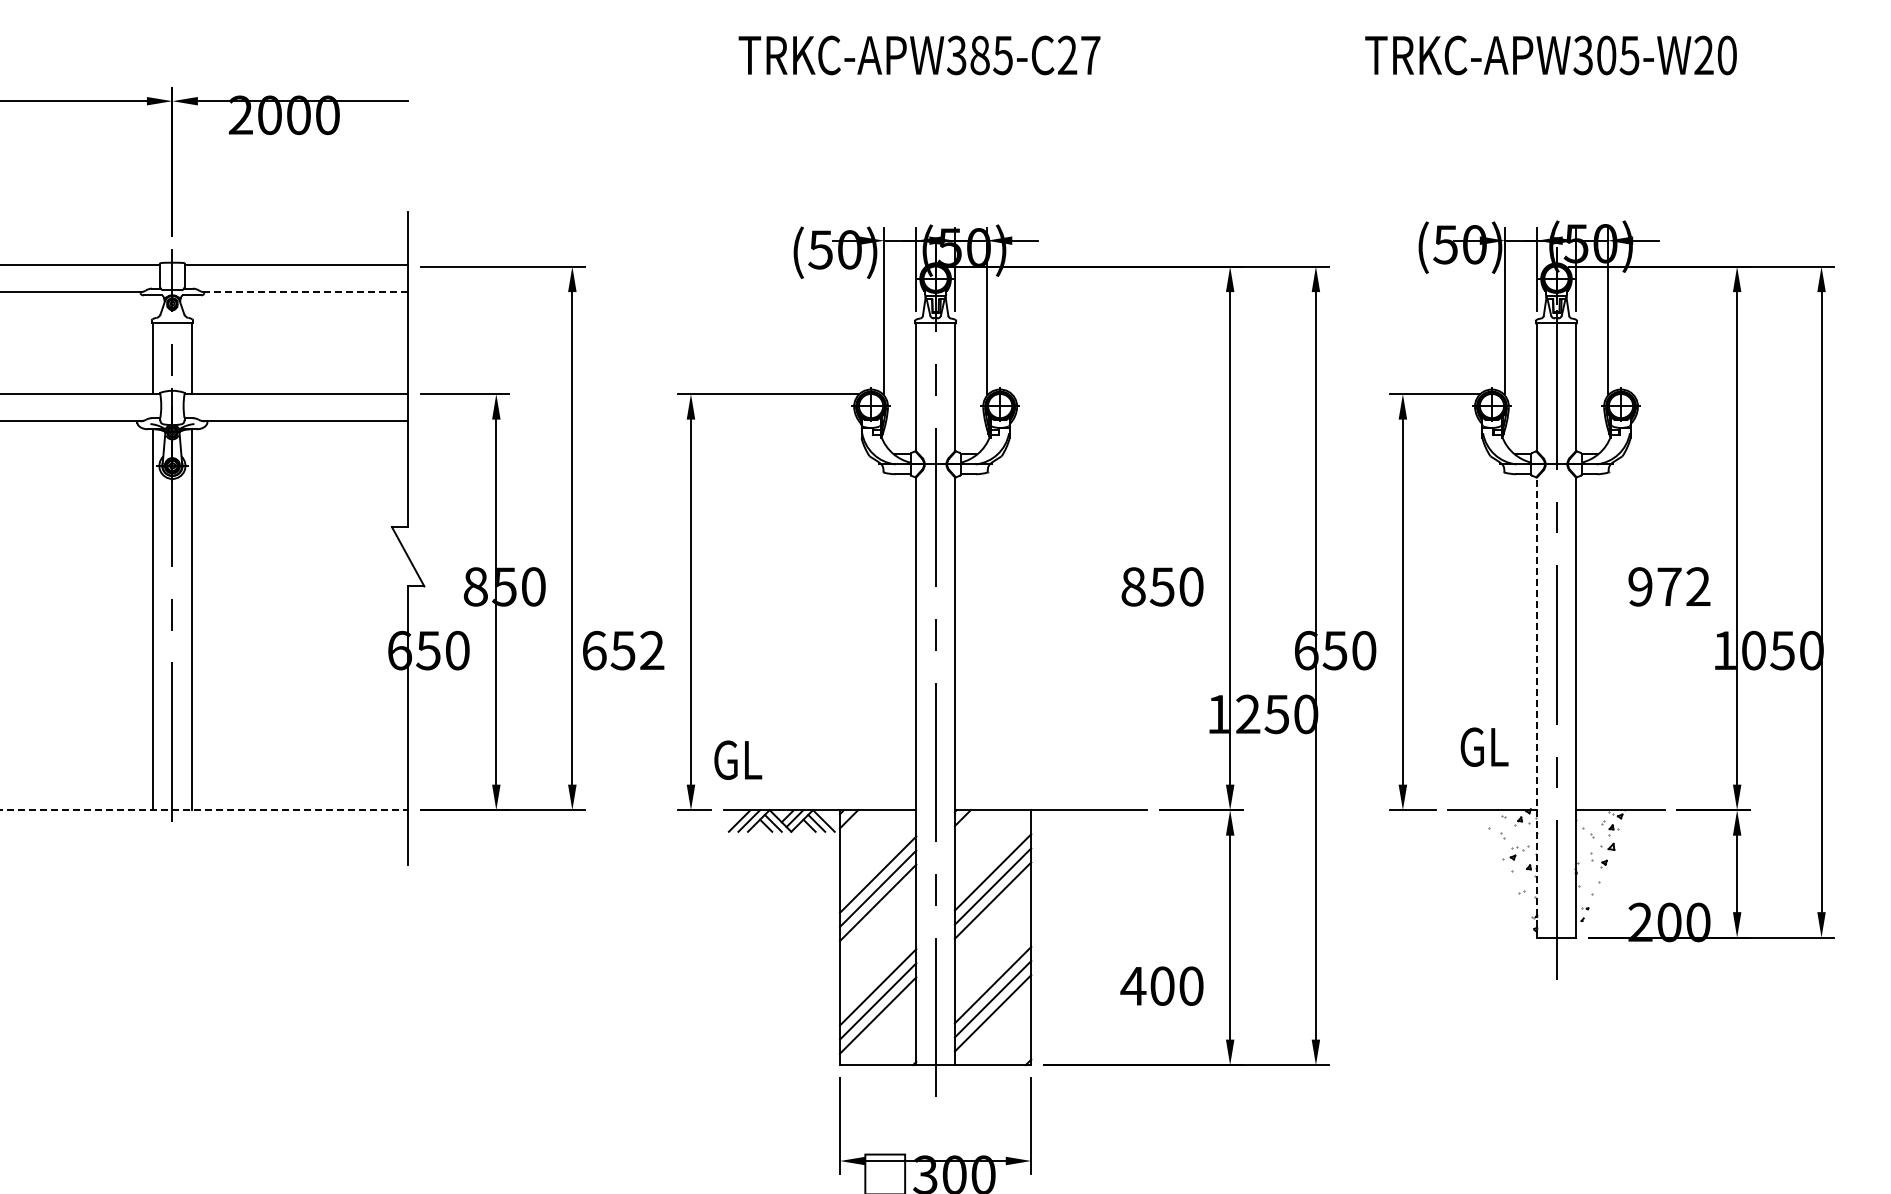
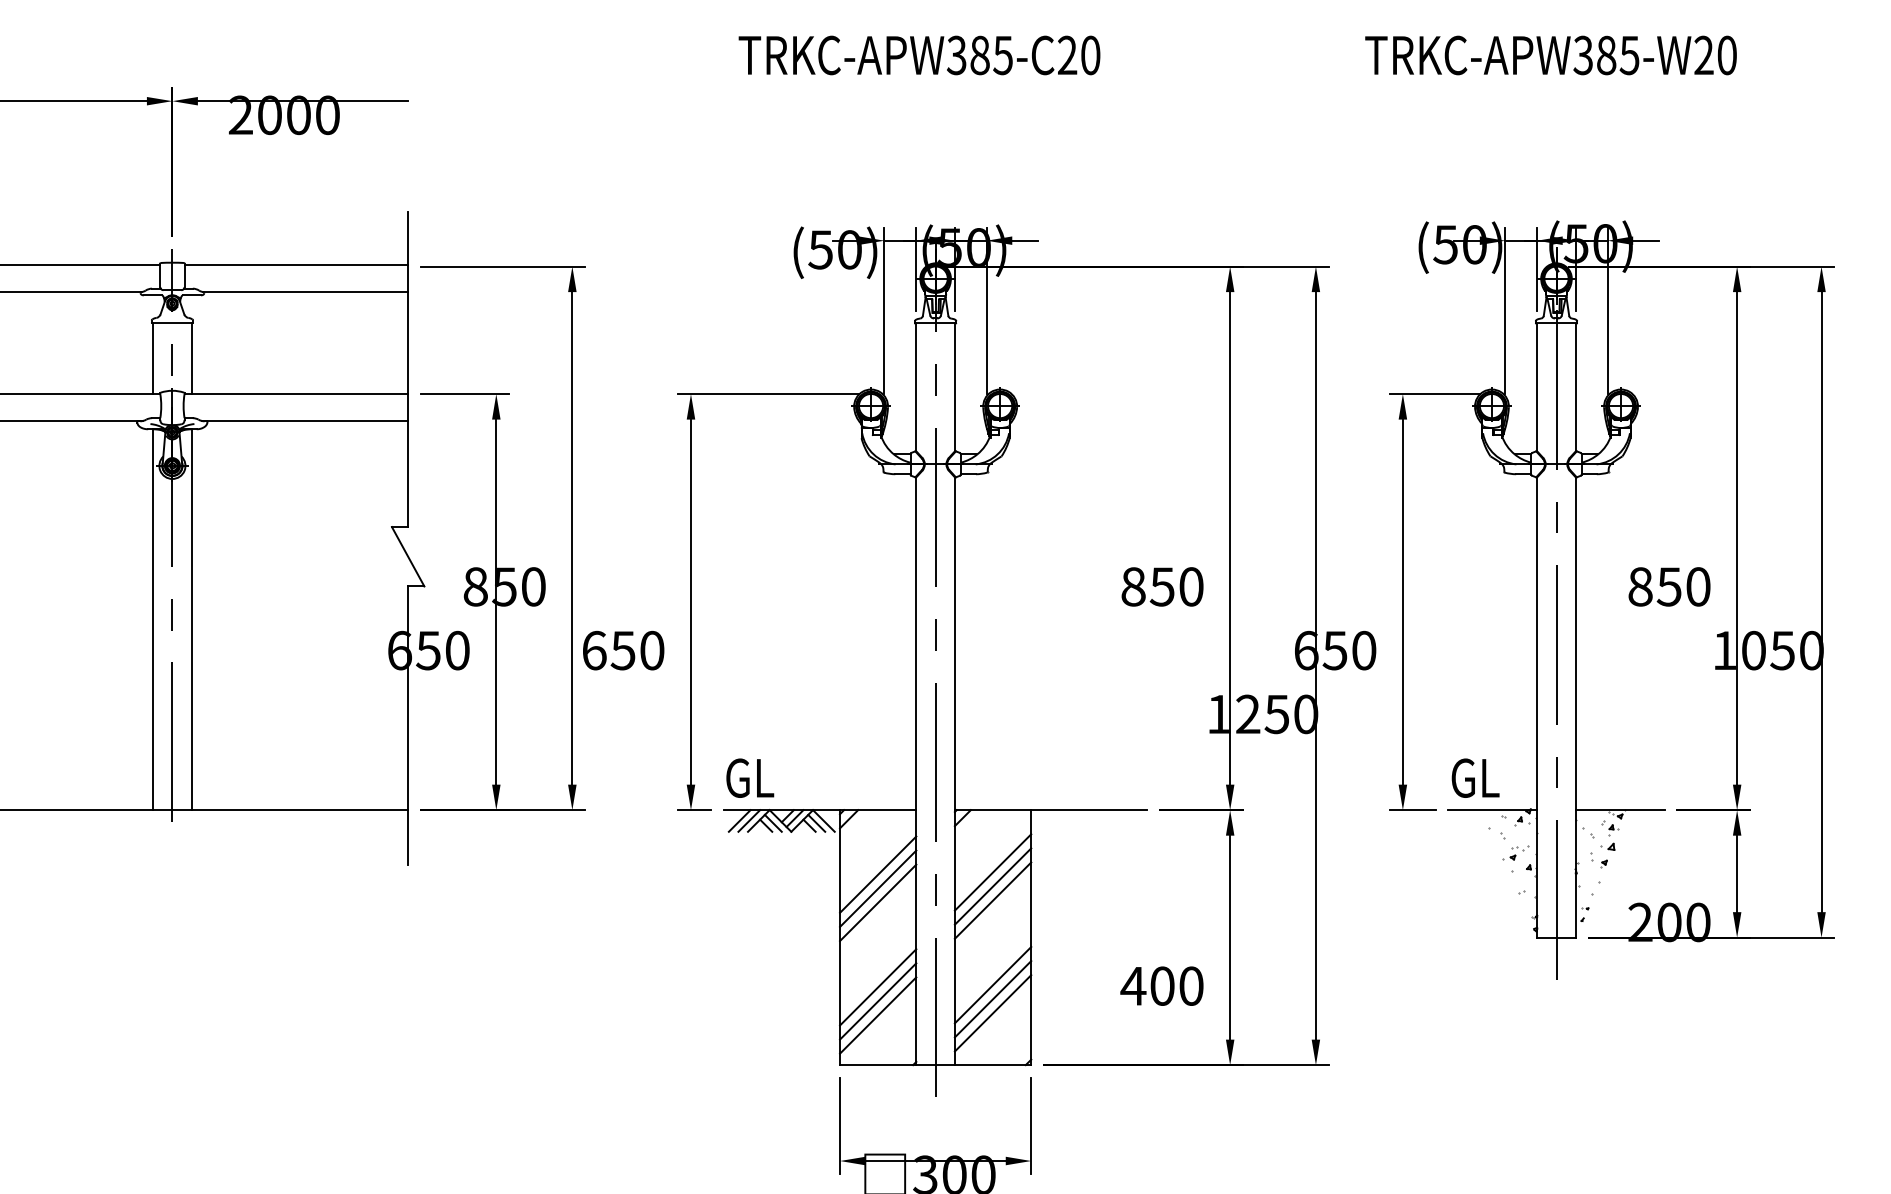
text: TRKC-APW305-W20 -> TRKC-APW385-W20 (1606, 54)
text: TRKC-APW385-C27 -> TRKC-APW385-C20 (1090, 55)
line: dashed -> solid (305, 292)
text: 972 -> 850 (1669, 586)
text: 652 -> 650 (652, 650)
line: dashed -> solid (1537, 707)
text position: (1484, 746) -> (1475, 777) (1475, 777)
text position: (738, 759) -> (750, 777) (750, 777)
line: dashed -> solid (204, 810)
